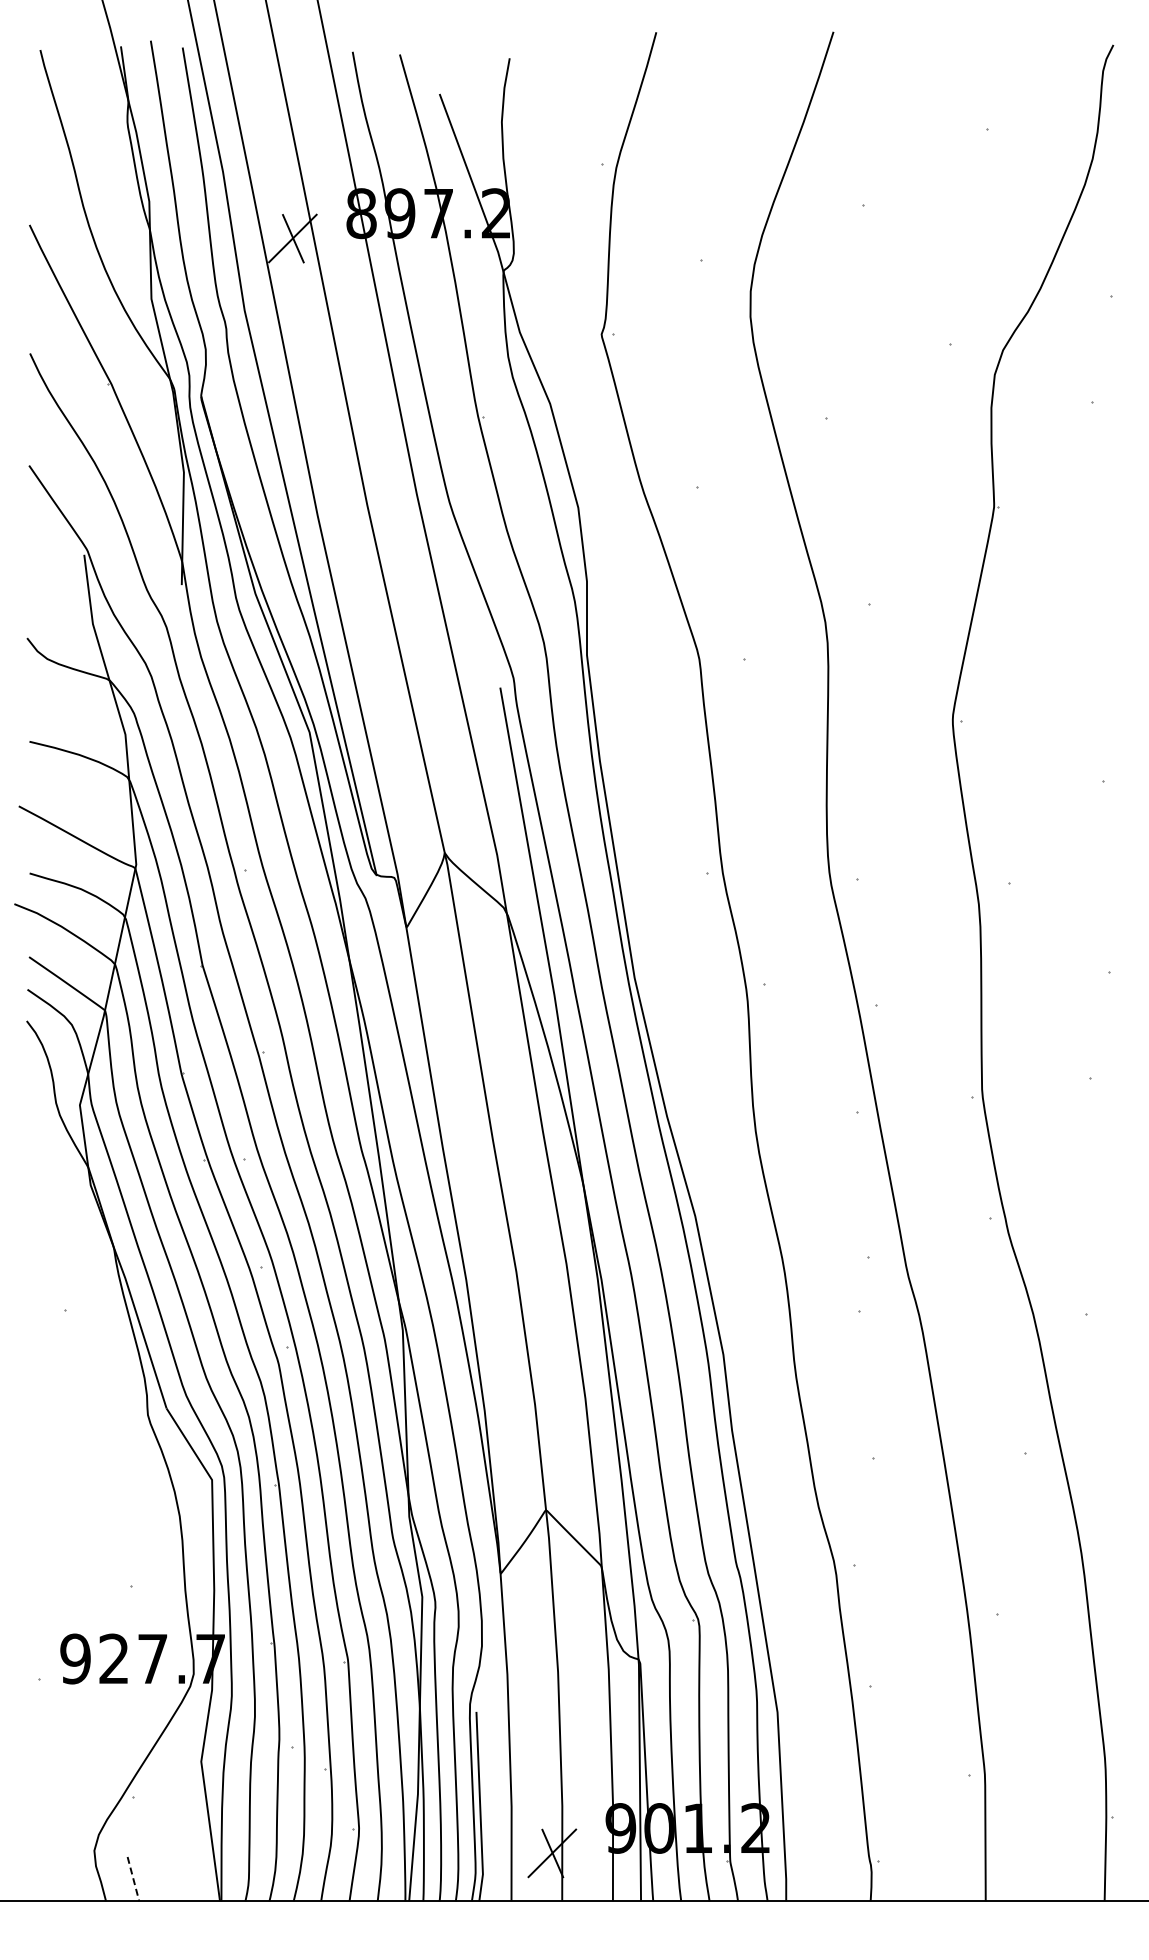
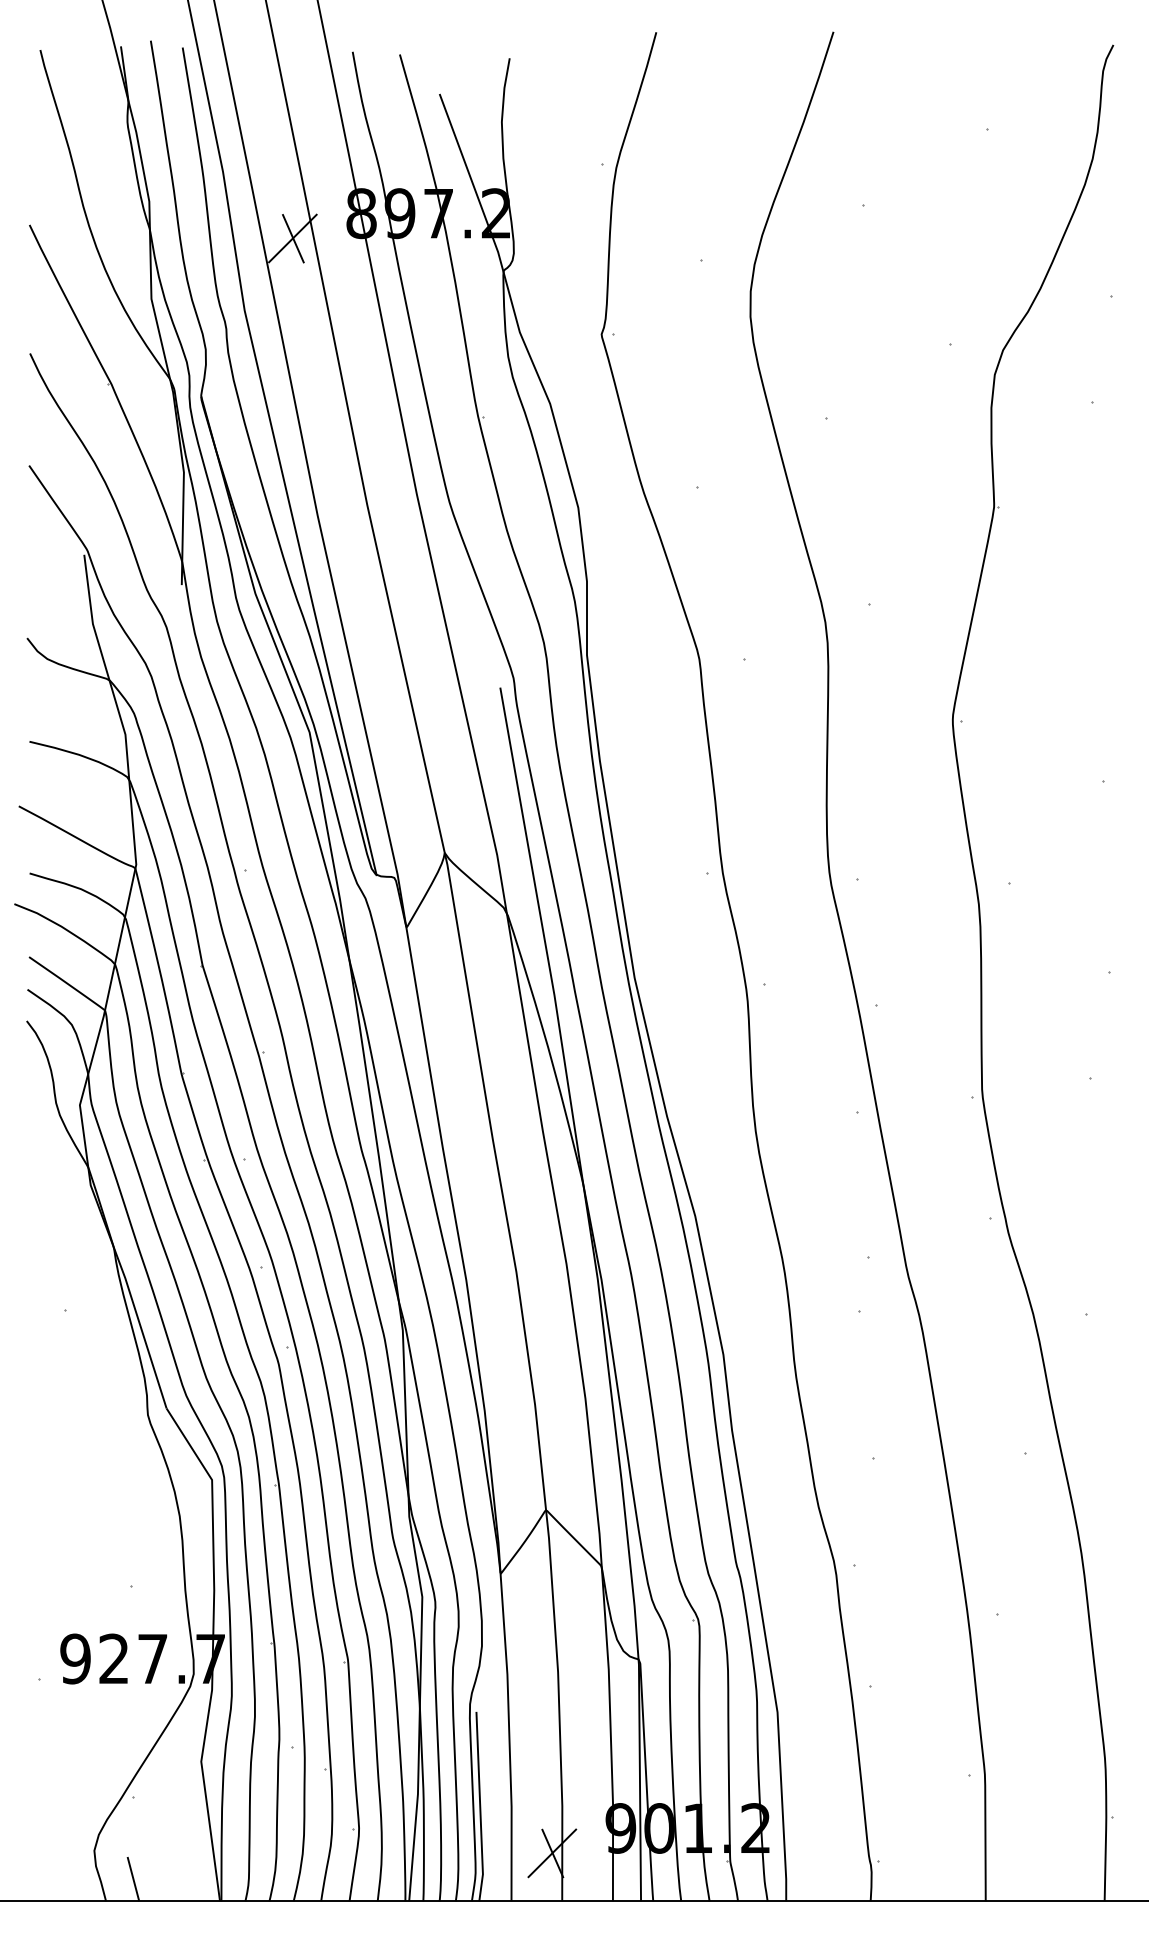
line: dashed -> solid (133, 1879)
